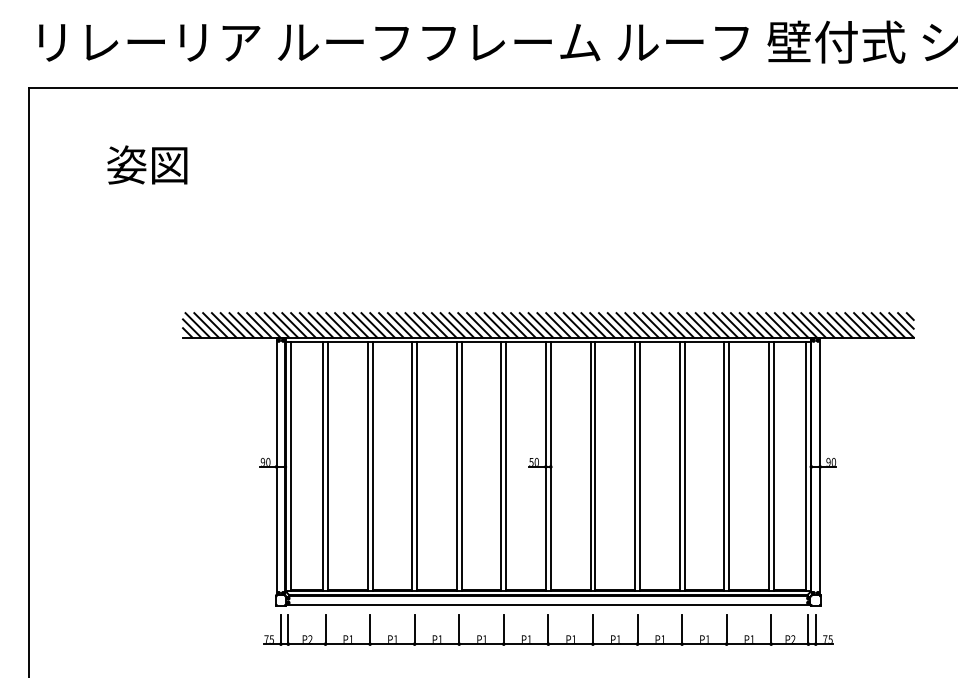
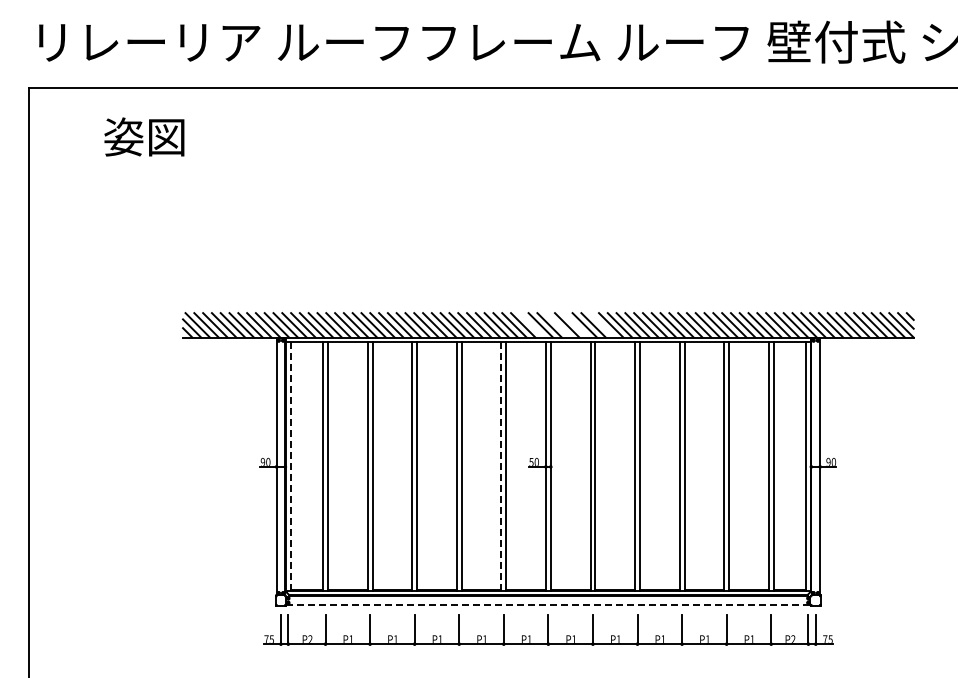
text position: (147, 164) -> (144, 136) (144, 136)
line: present -> none (531, 325)
line: present -> none (558, 325)
line: present -> none (575, 325)
line: present -> none (602, 325)
line: solid -> dashed (290, 466)
line: solid -> dashed (501, 466)
line: solid -> dashed (548, 604)
